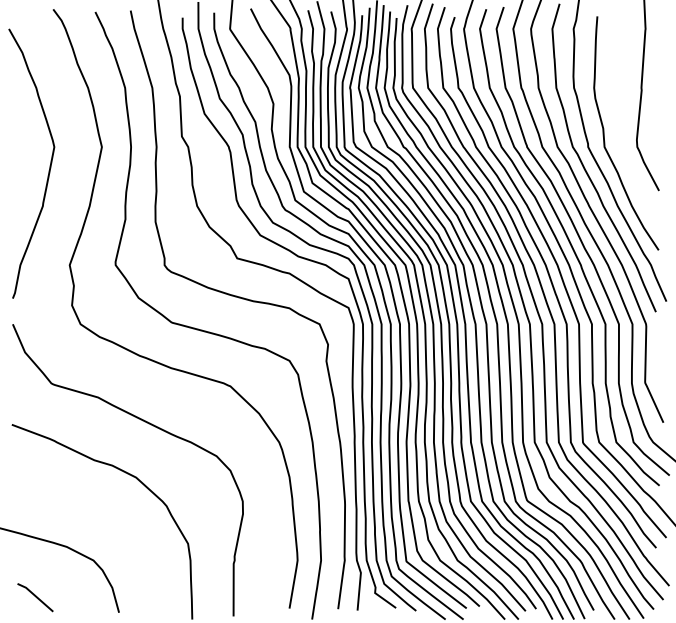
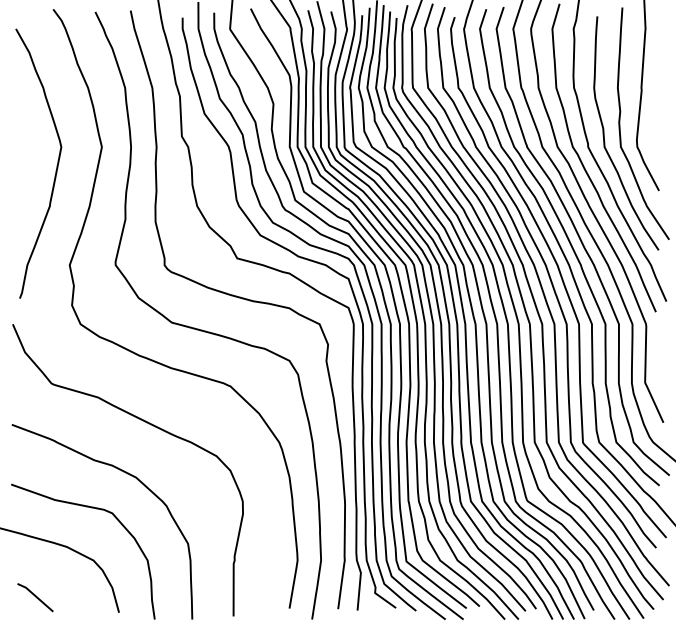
curve: none -> present (620, 123)
curve position: (49, 165) -> (56, 165) (56, 165)
curve: none -> present (91, 508)
